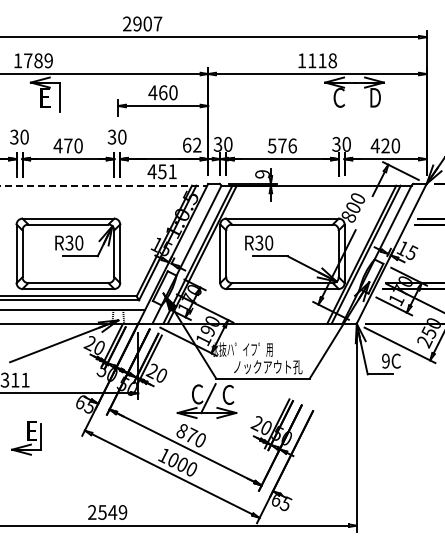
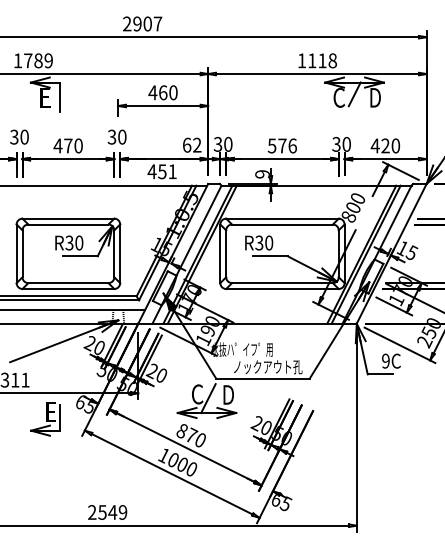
line: none -> present (354, 94)
line: dashed -> solid (104, 185)
text: C -> D (228, 394)
part position: (26, 438) -> (45, 419) (45, 419)
